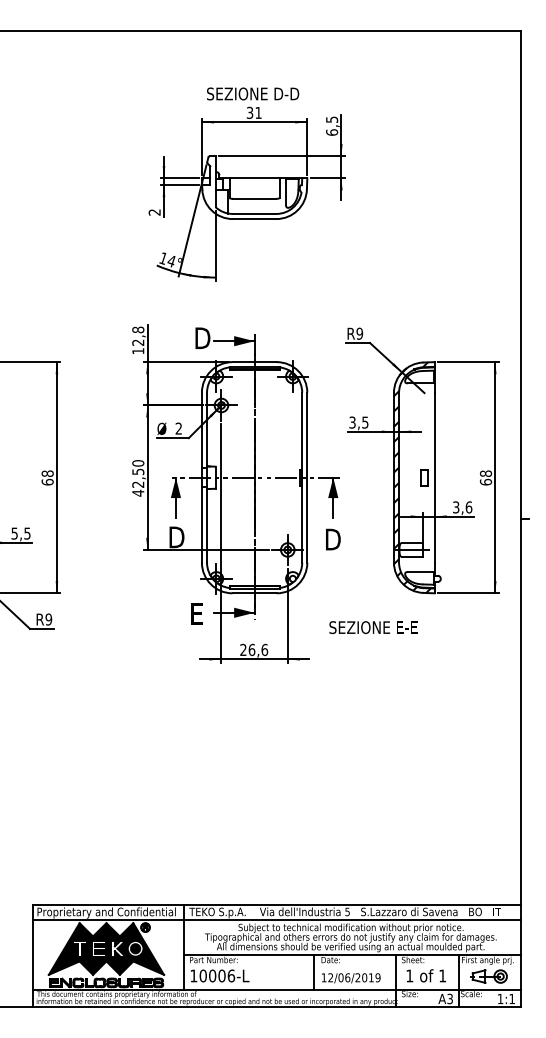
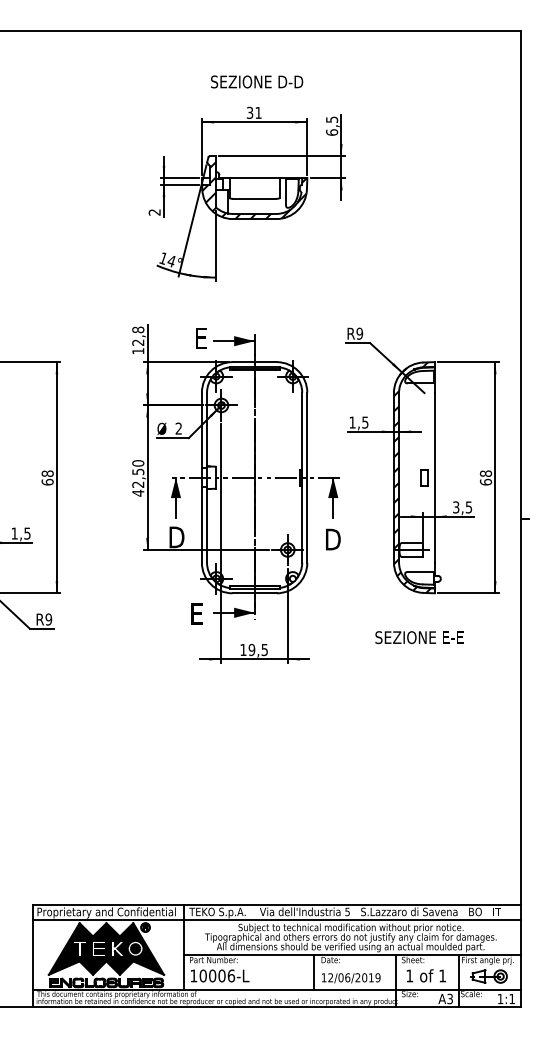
text position: (253, 93) -> (257, 81) (257, 81)
hatch: none -> present (254, 190)
text: D -> E (202, 338)
text: 3,5 -> 1,5 (352, 422)
text: 3,6 -> 3,5 (468, 507)
text: 5,5 -> 1,5 (14, 533)
text position: (373, 627) -> (419, 637) (419, 637)
text: 26,6 -> 19,5 (254, 649)
